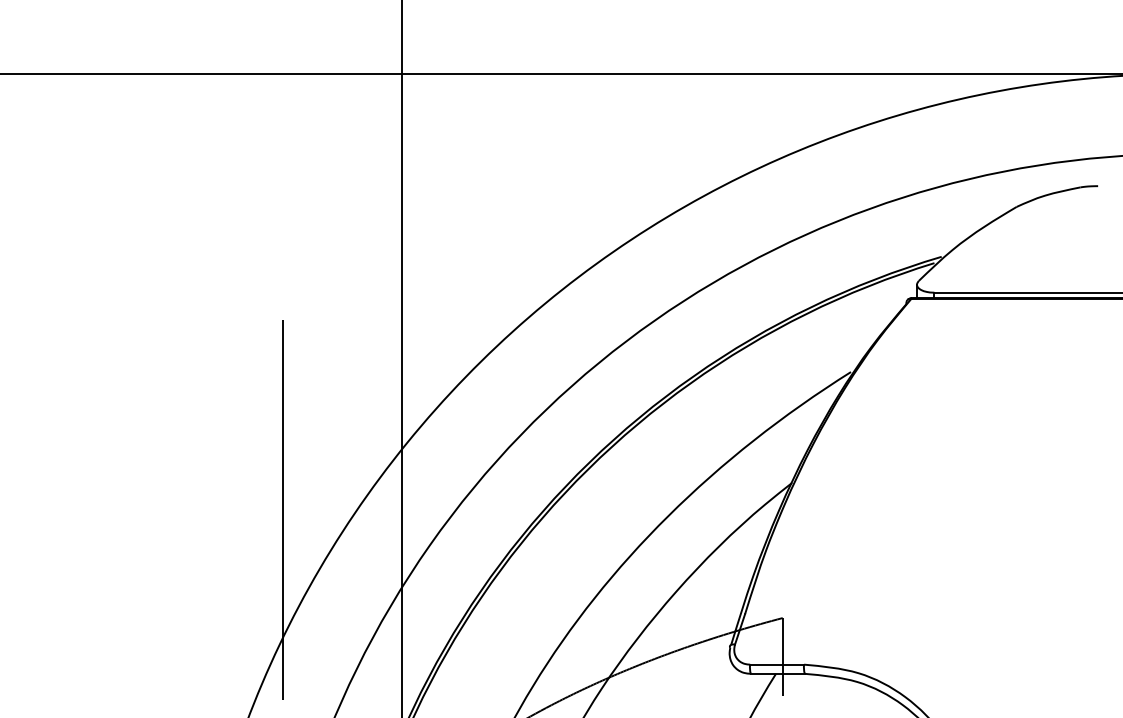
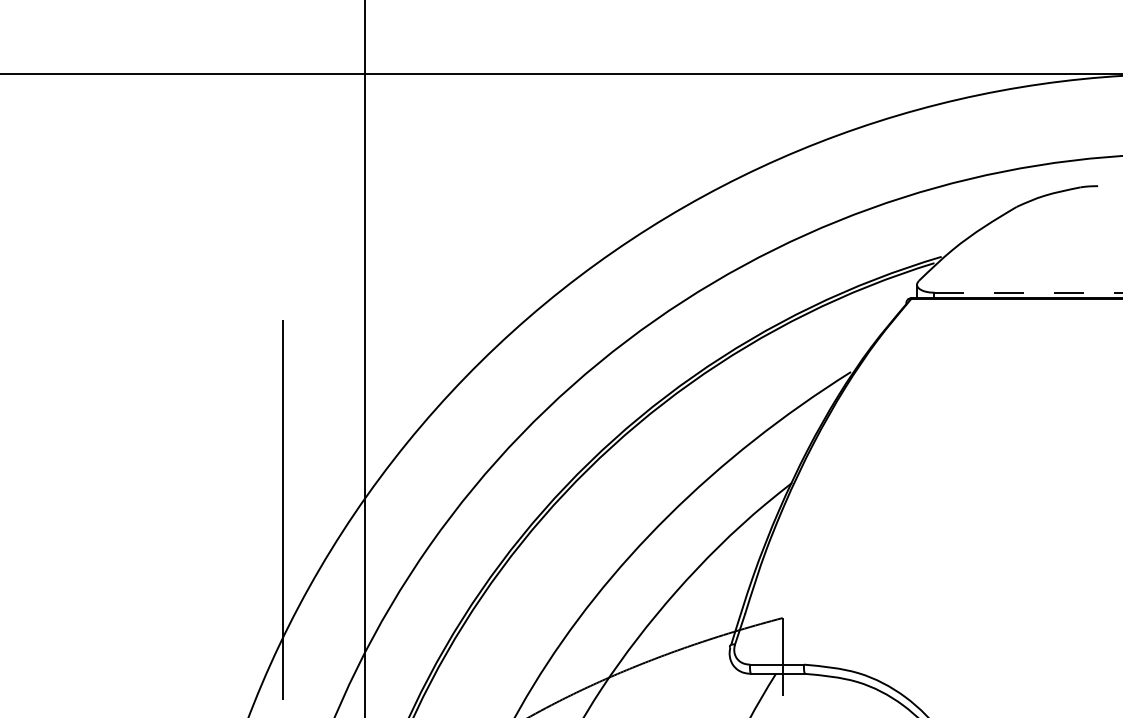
line: solid -> dashed (1028, 292)
line position: (401, 358) -> (364, 358) (364, 358)
